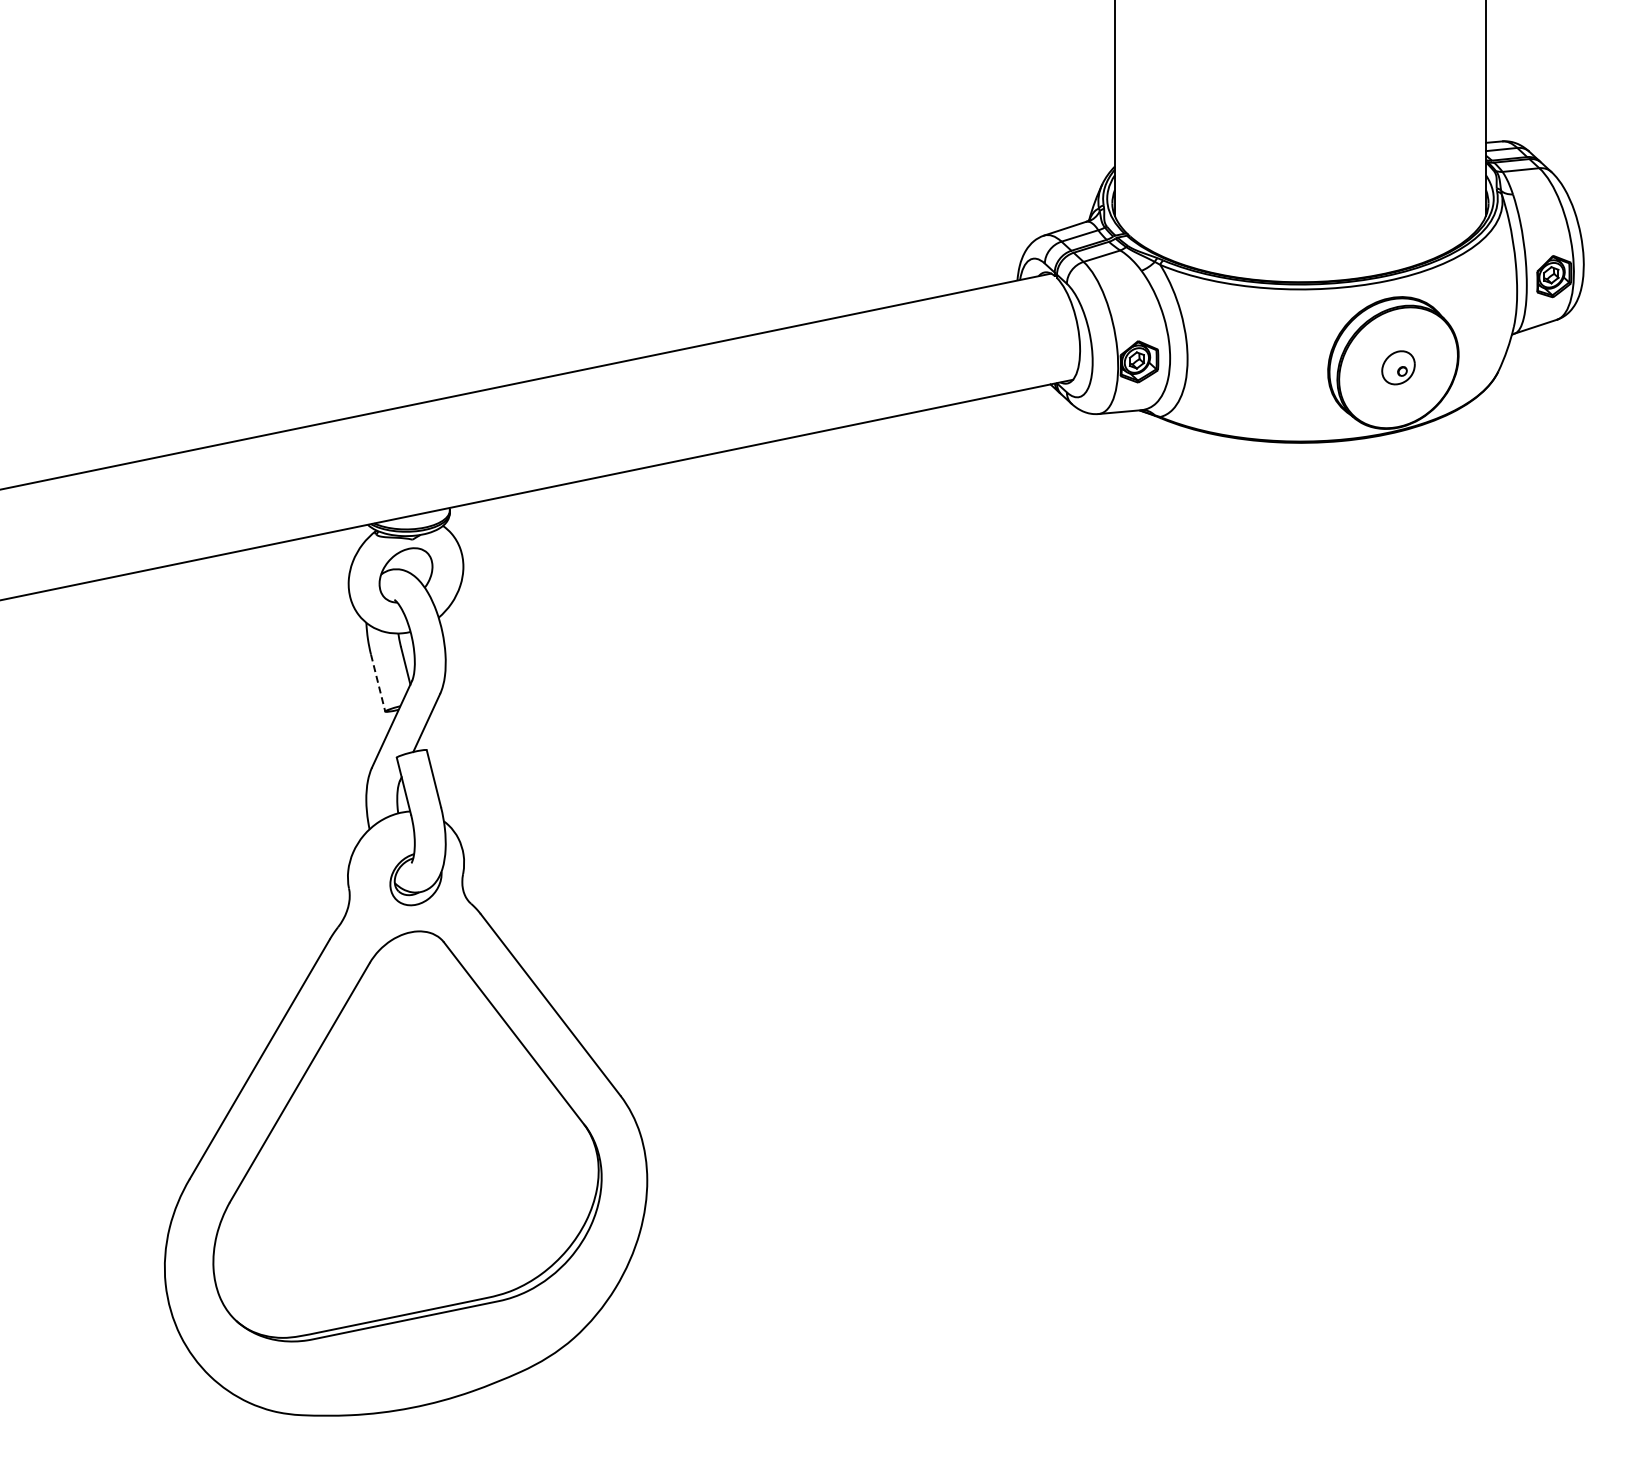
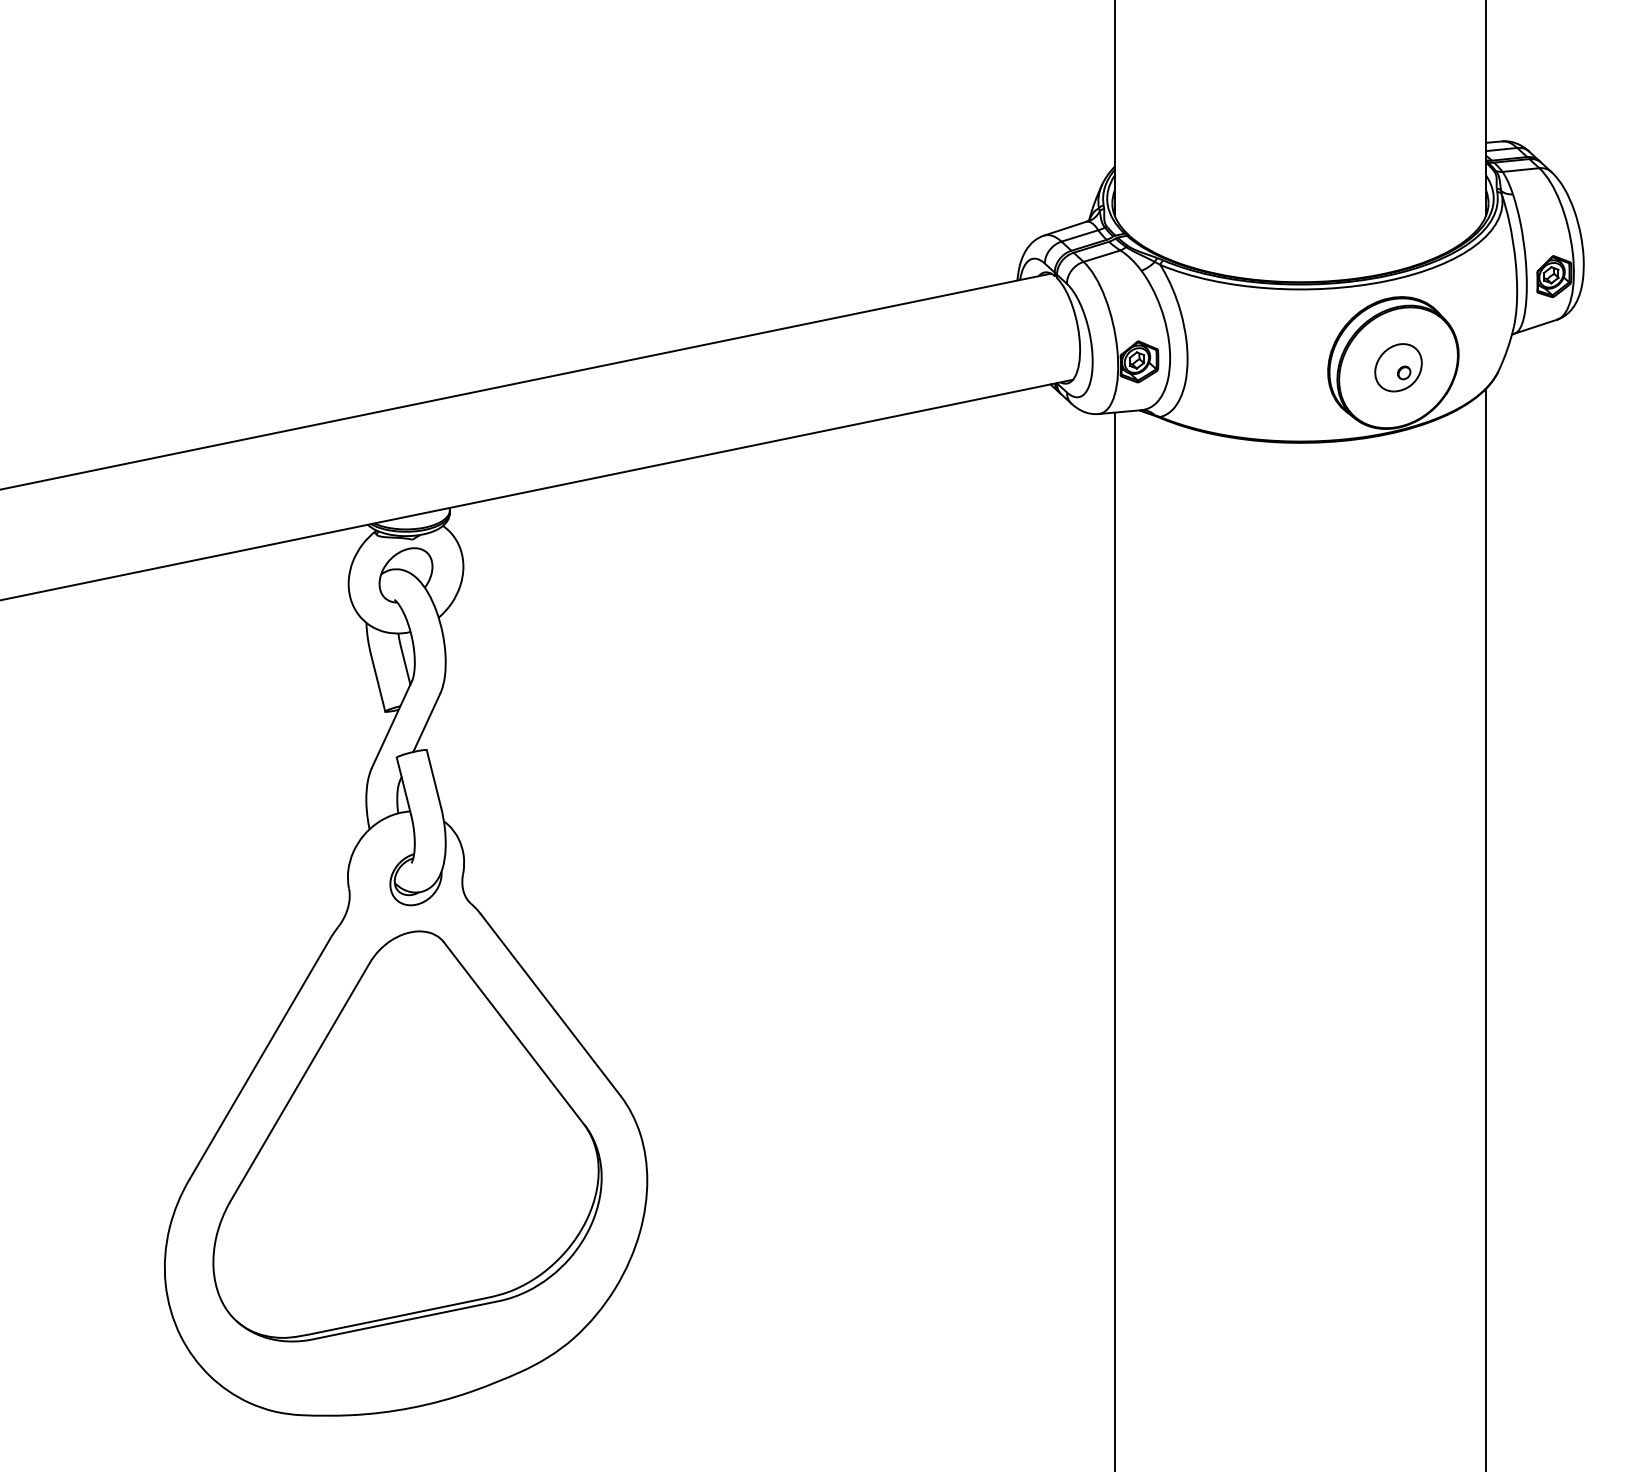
part size: 35x36 px -> 49x50 px (1398, 367)
line: dashed -> solid (378, 683)
line: none -> present (1485, 928)
line: none -> present (1114, 940)
